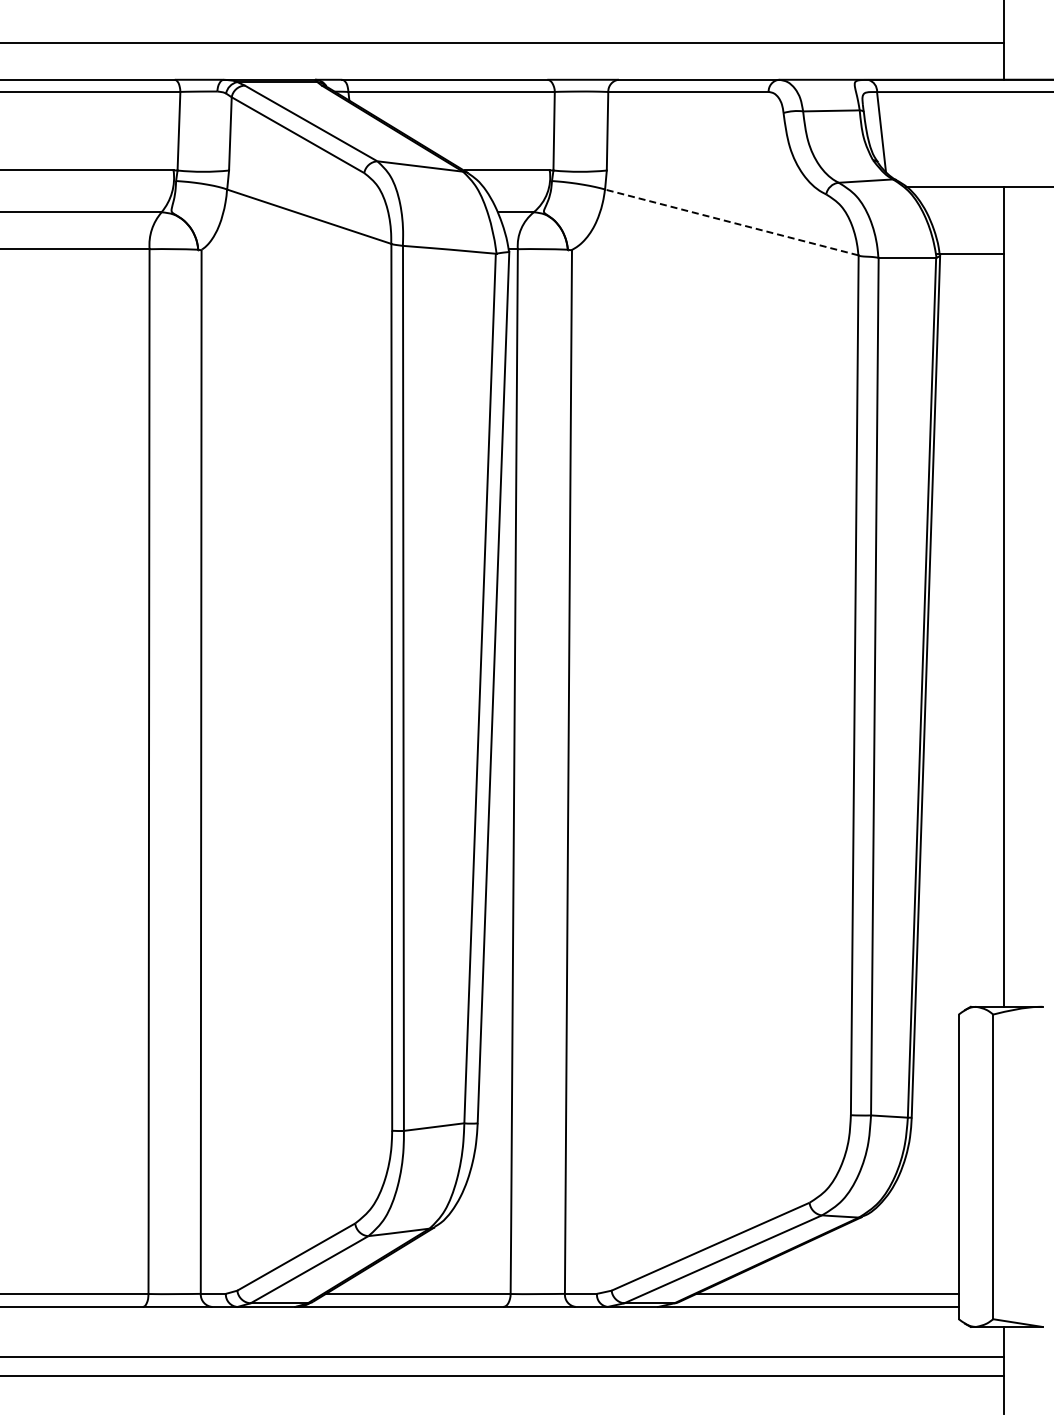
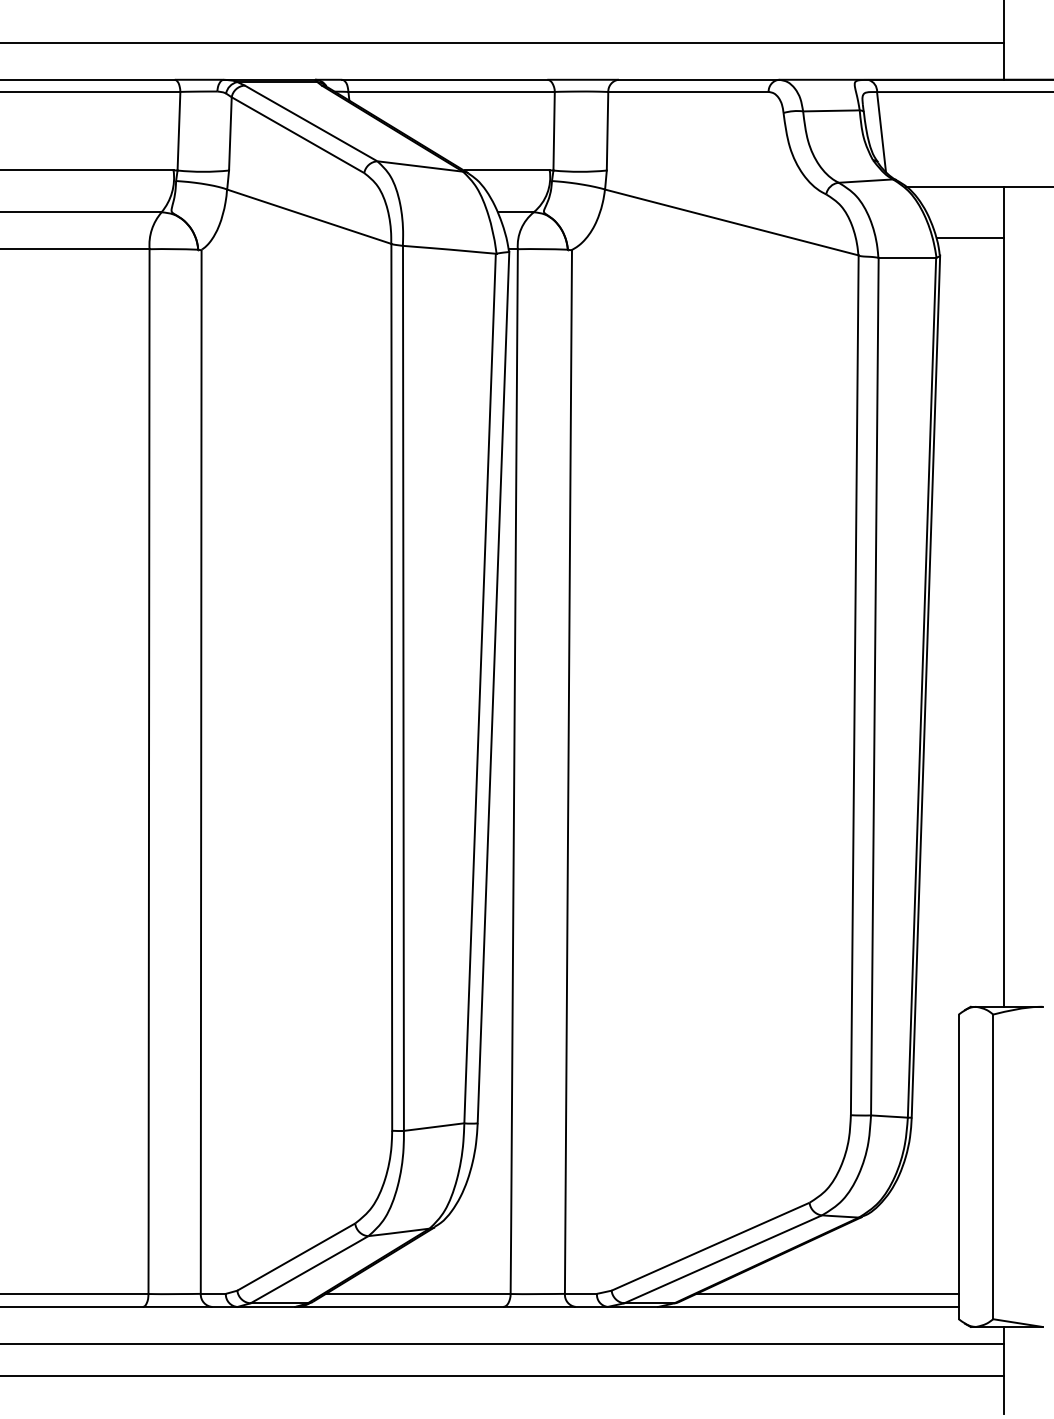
line: dashed -> solid (731, 222)
line position: (970, 254) -> (970, 238) (970, 238)
line position: (503, 1357) -> (503, 1344) (503, 1344)
